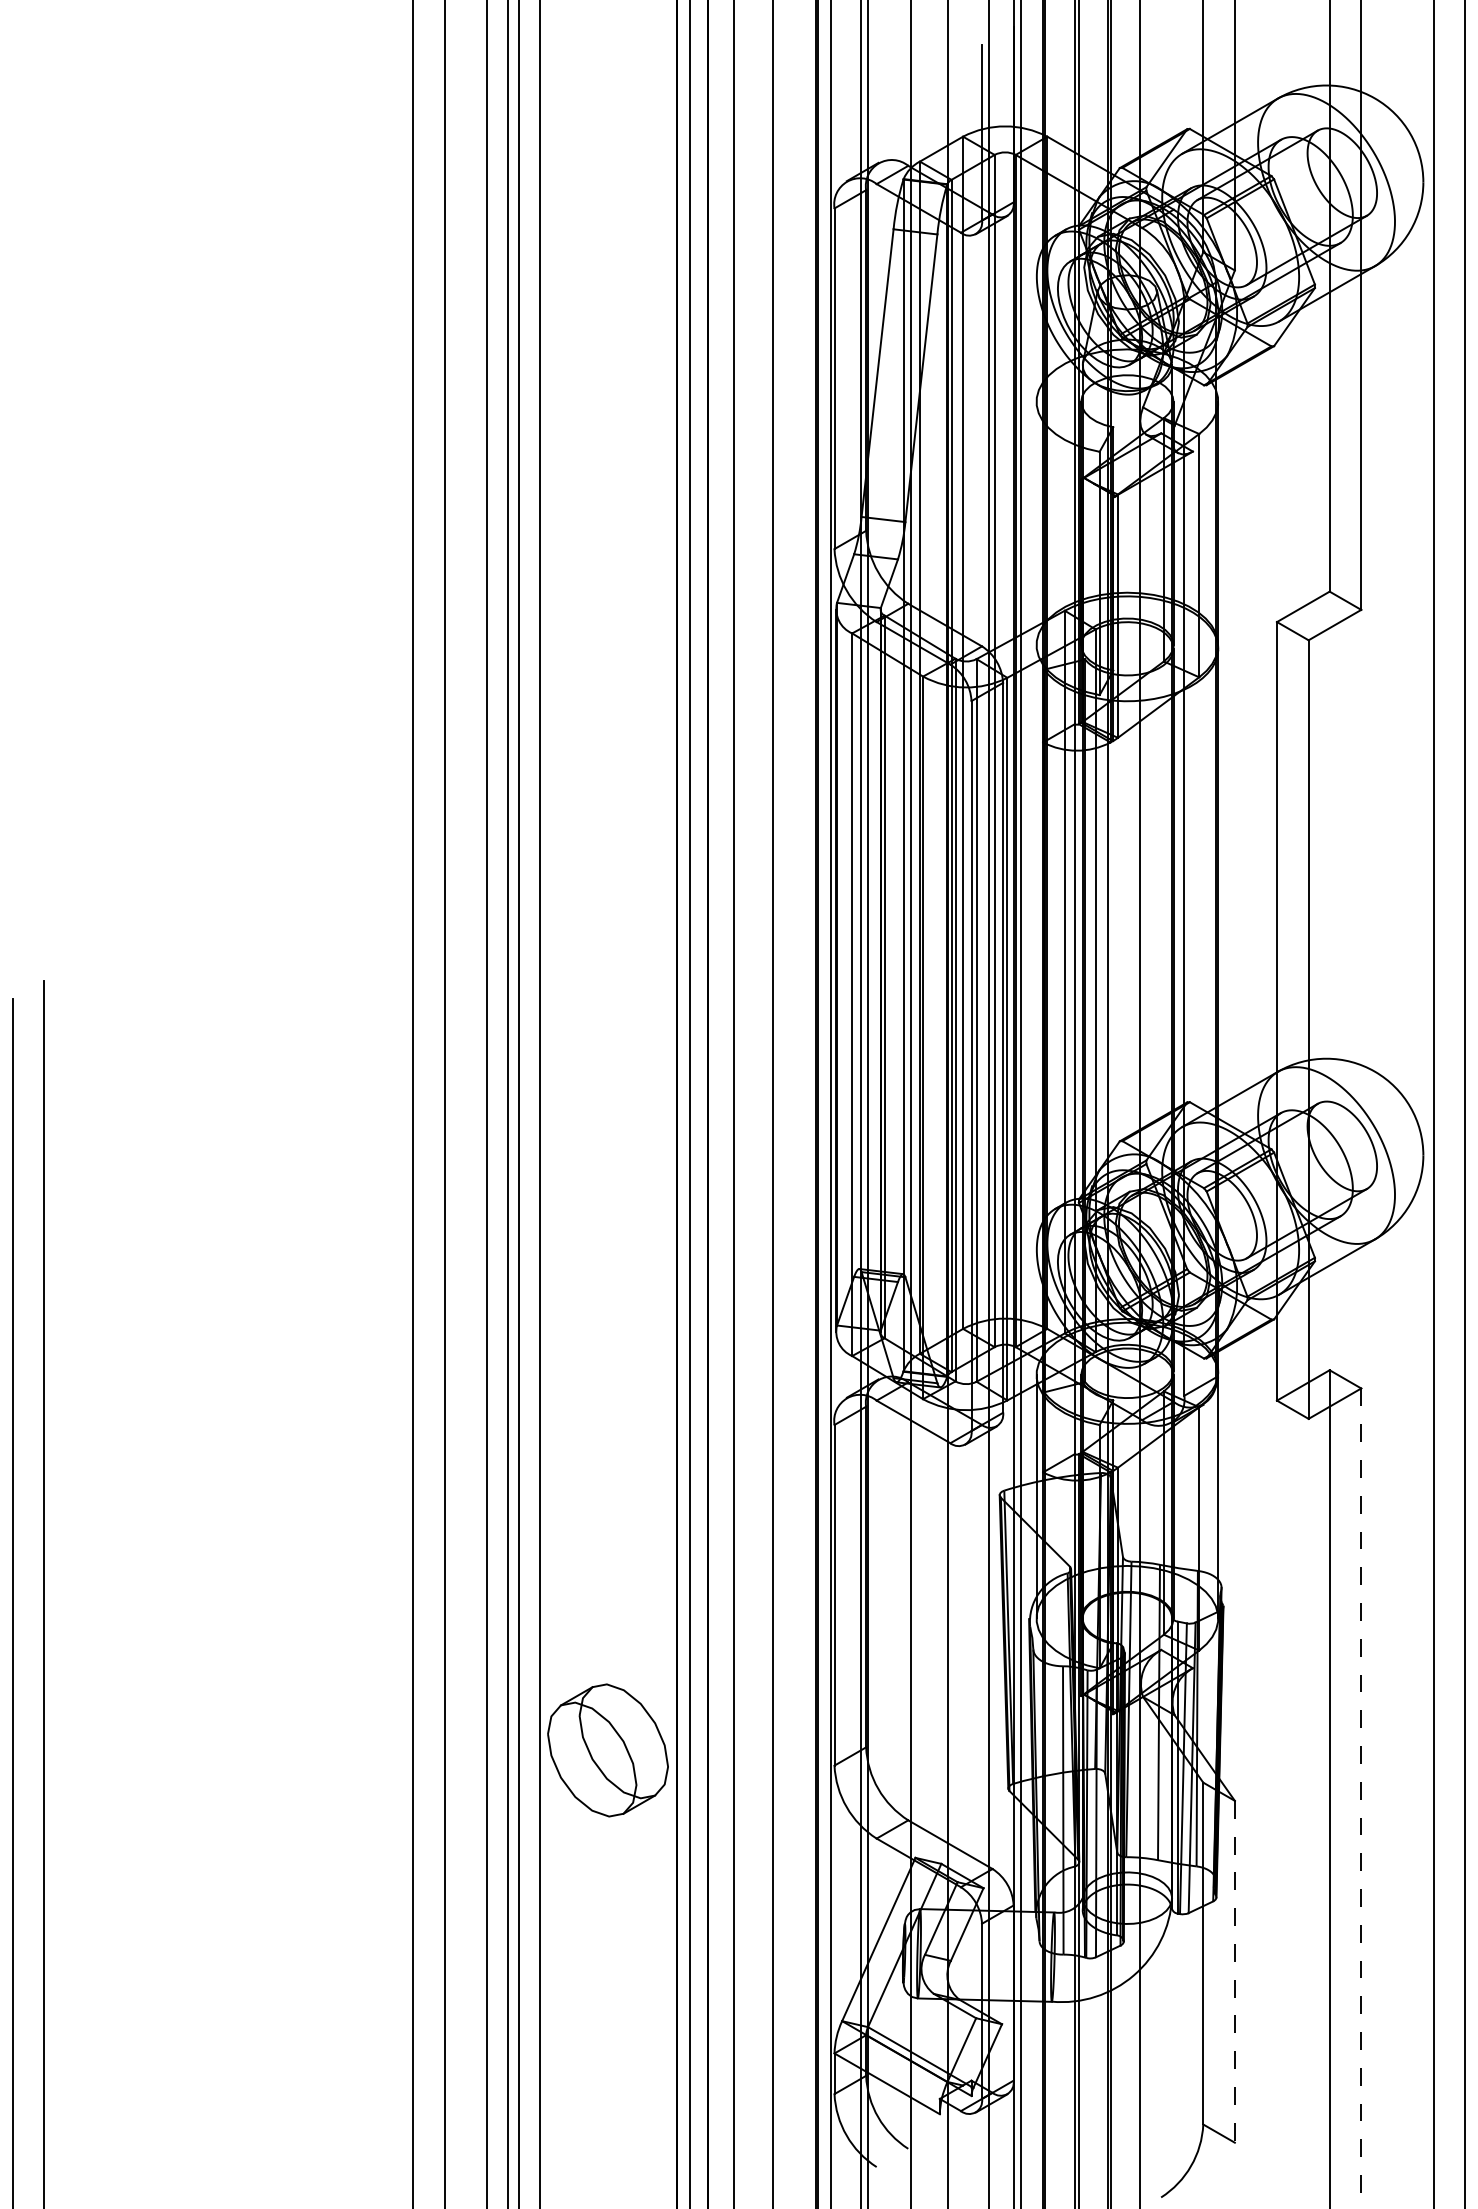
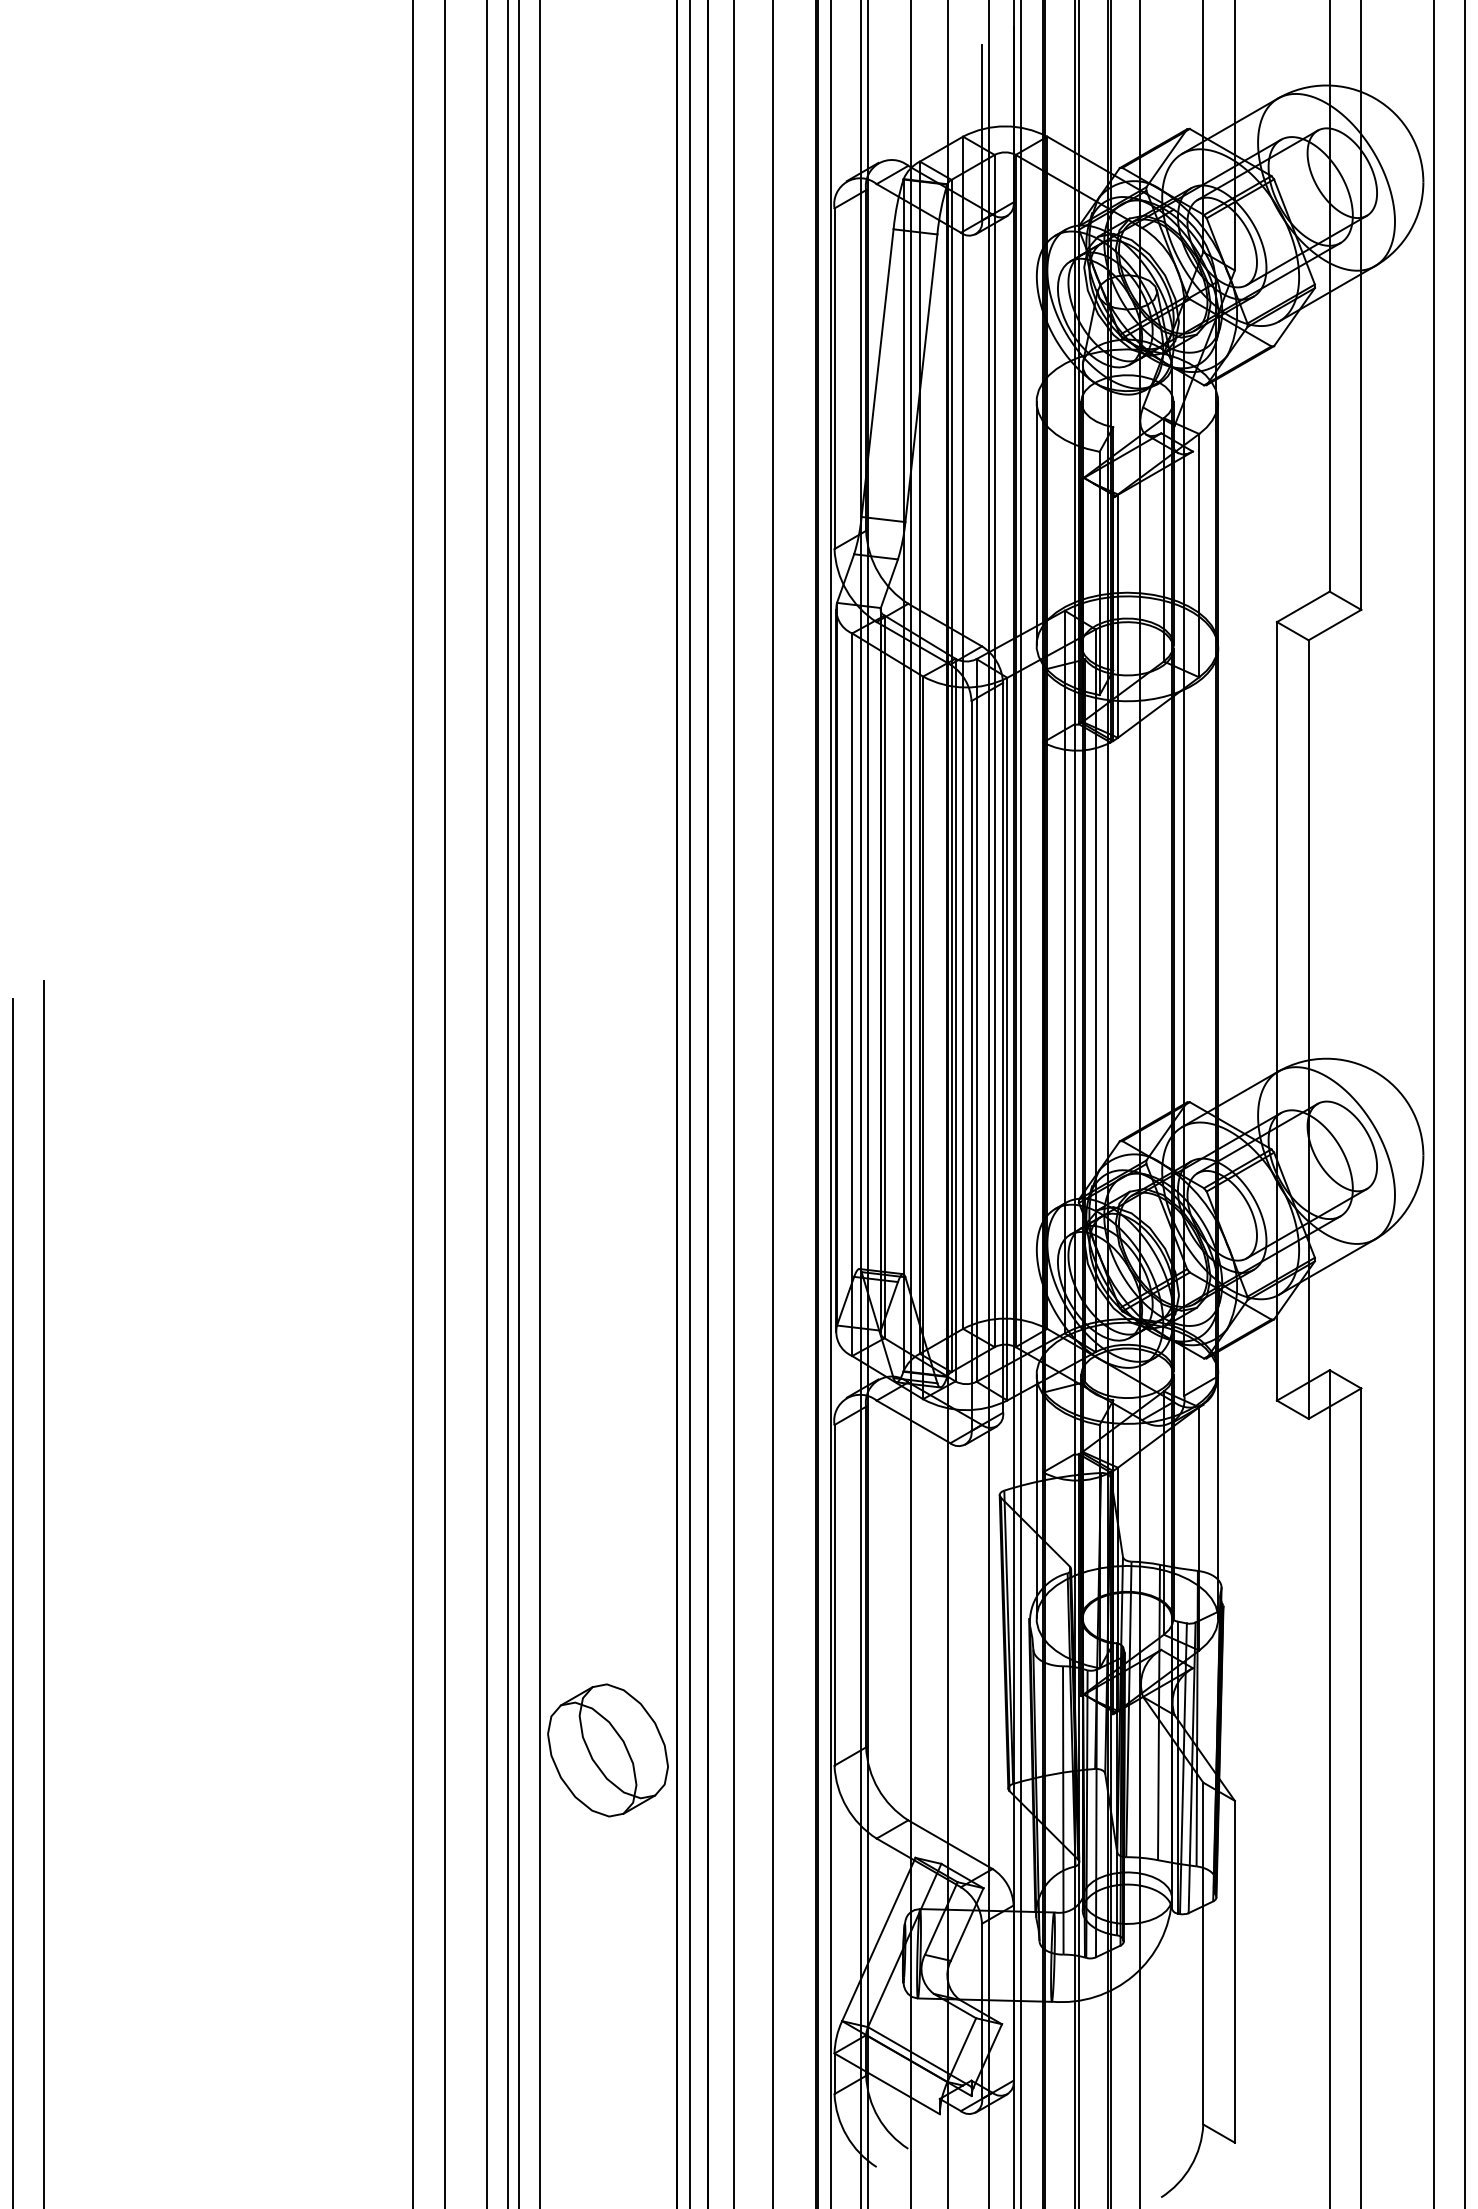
line: none -> present (1036, 523)
line: dashed -> solid (1361, 1798)
line: dashed -> solid (1234, 1971)
